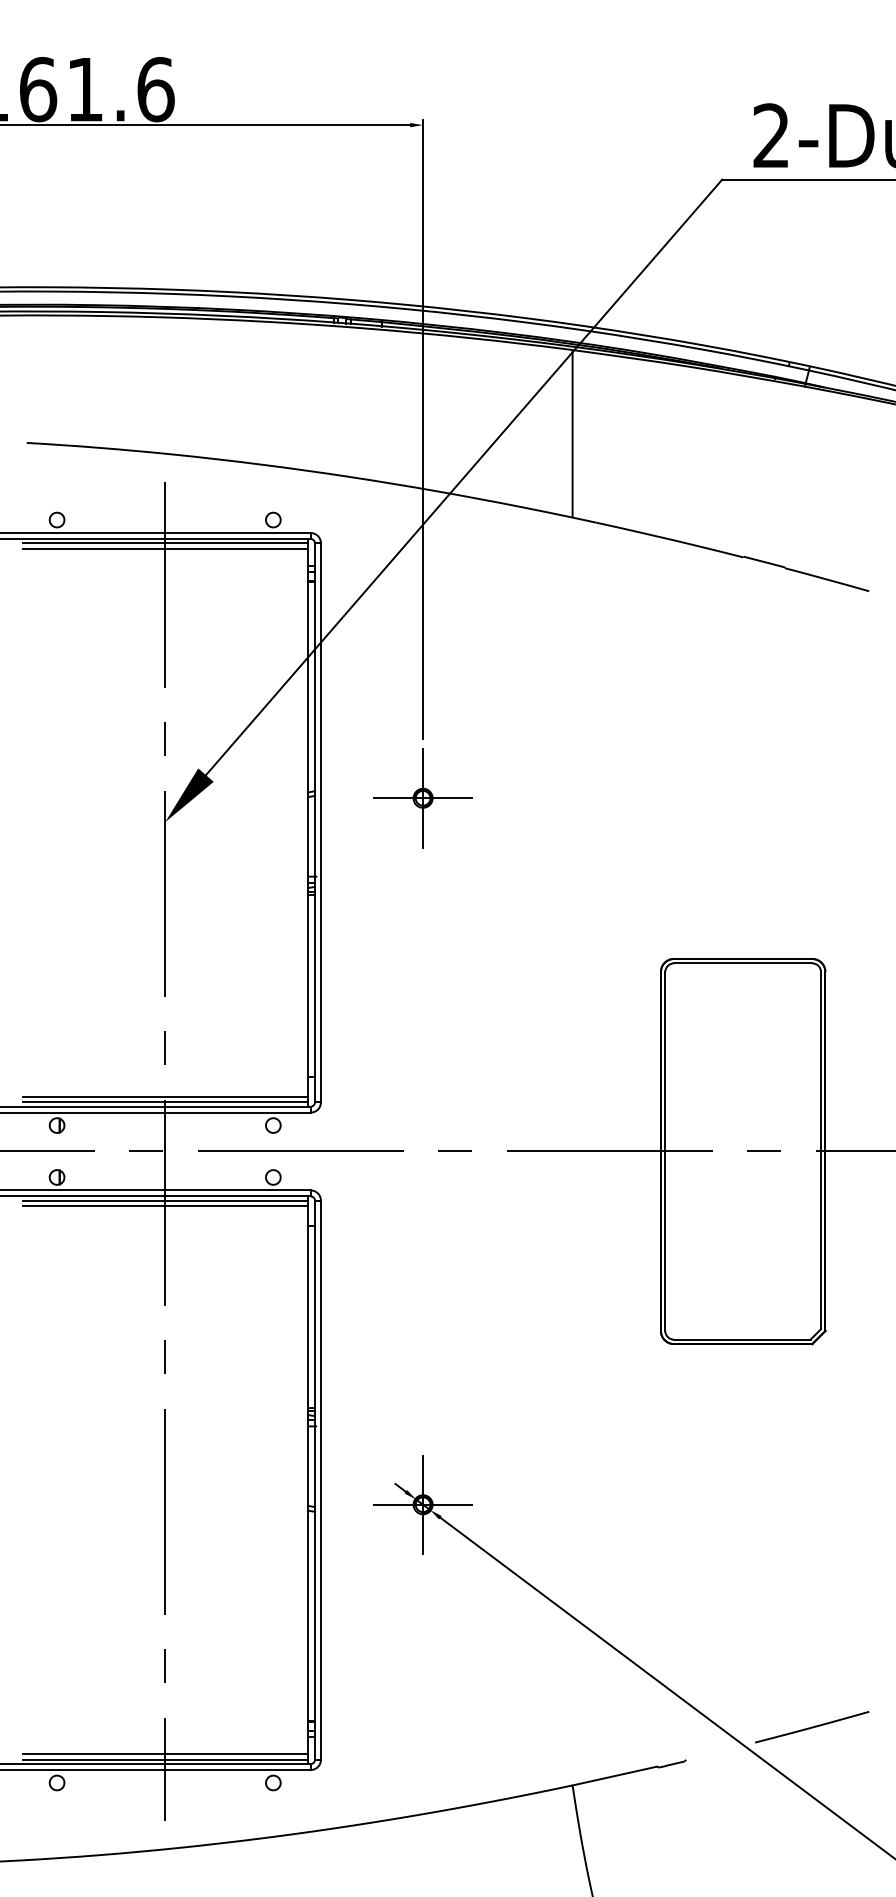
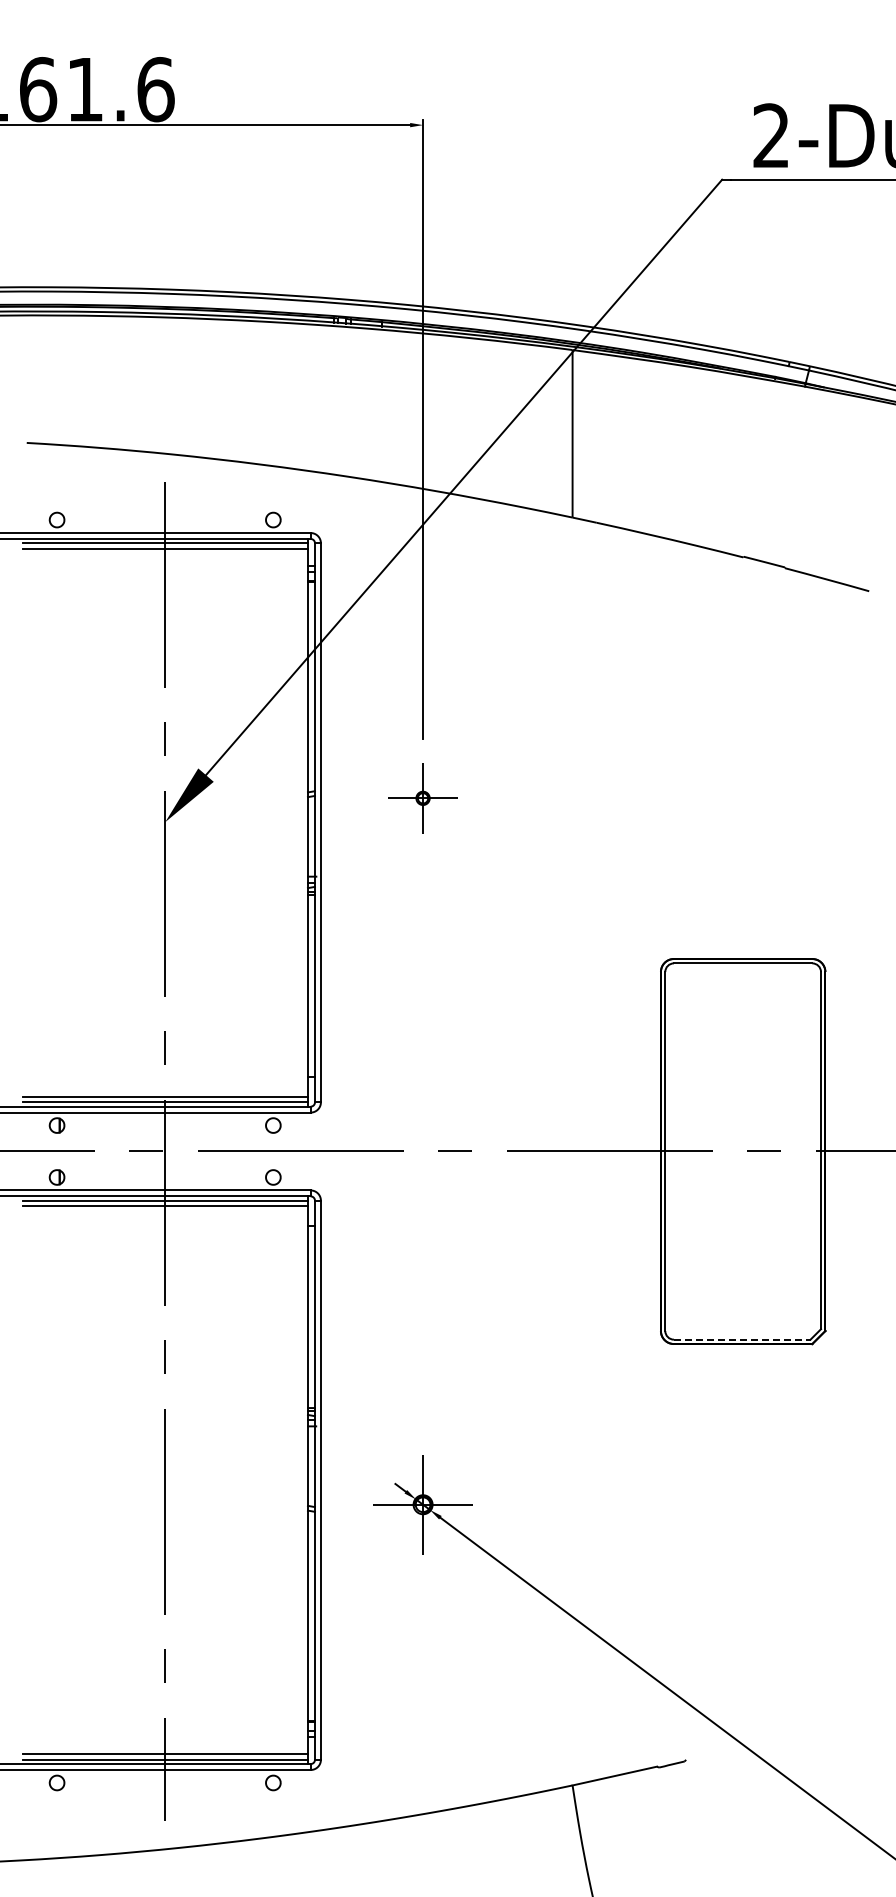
part size: 100x101 px -> 70x71 px (422, 798)
line: solid -> dashed (742, 1339)
line: present -> none (812, 1727)
